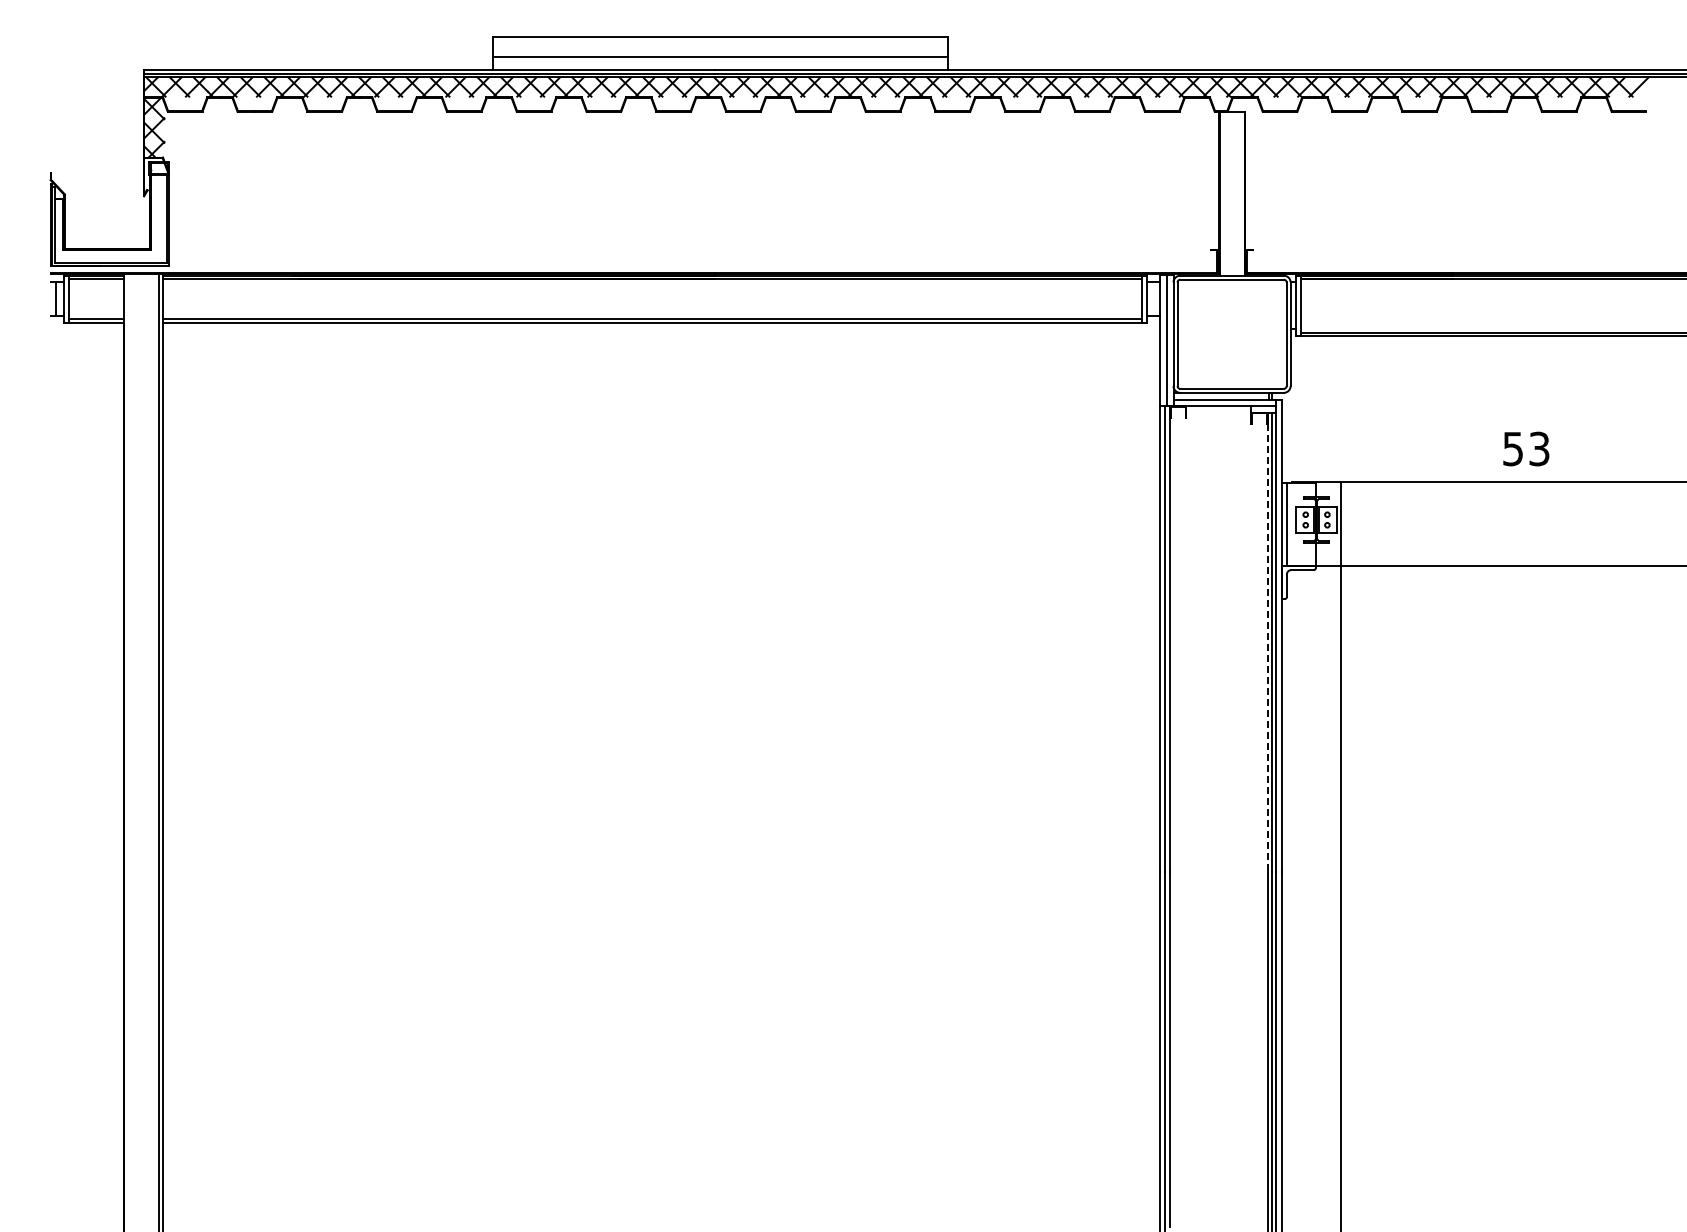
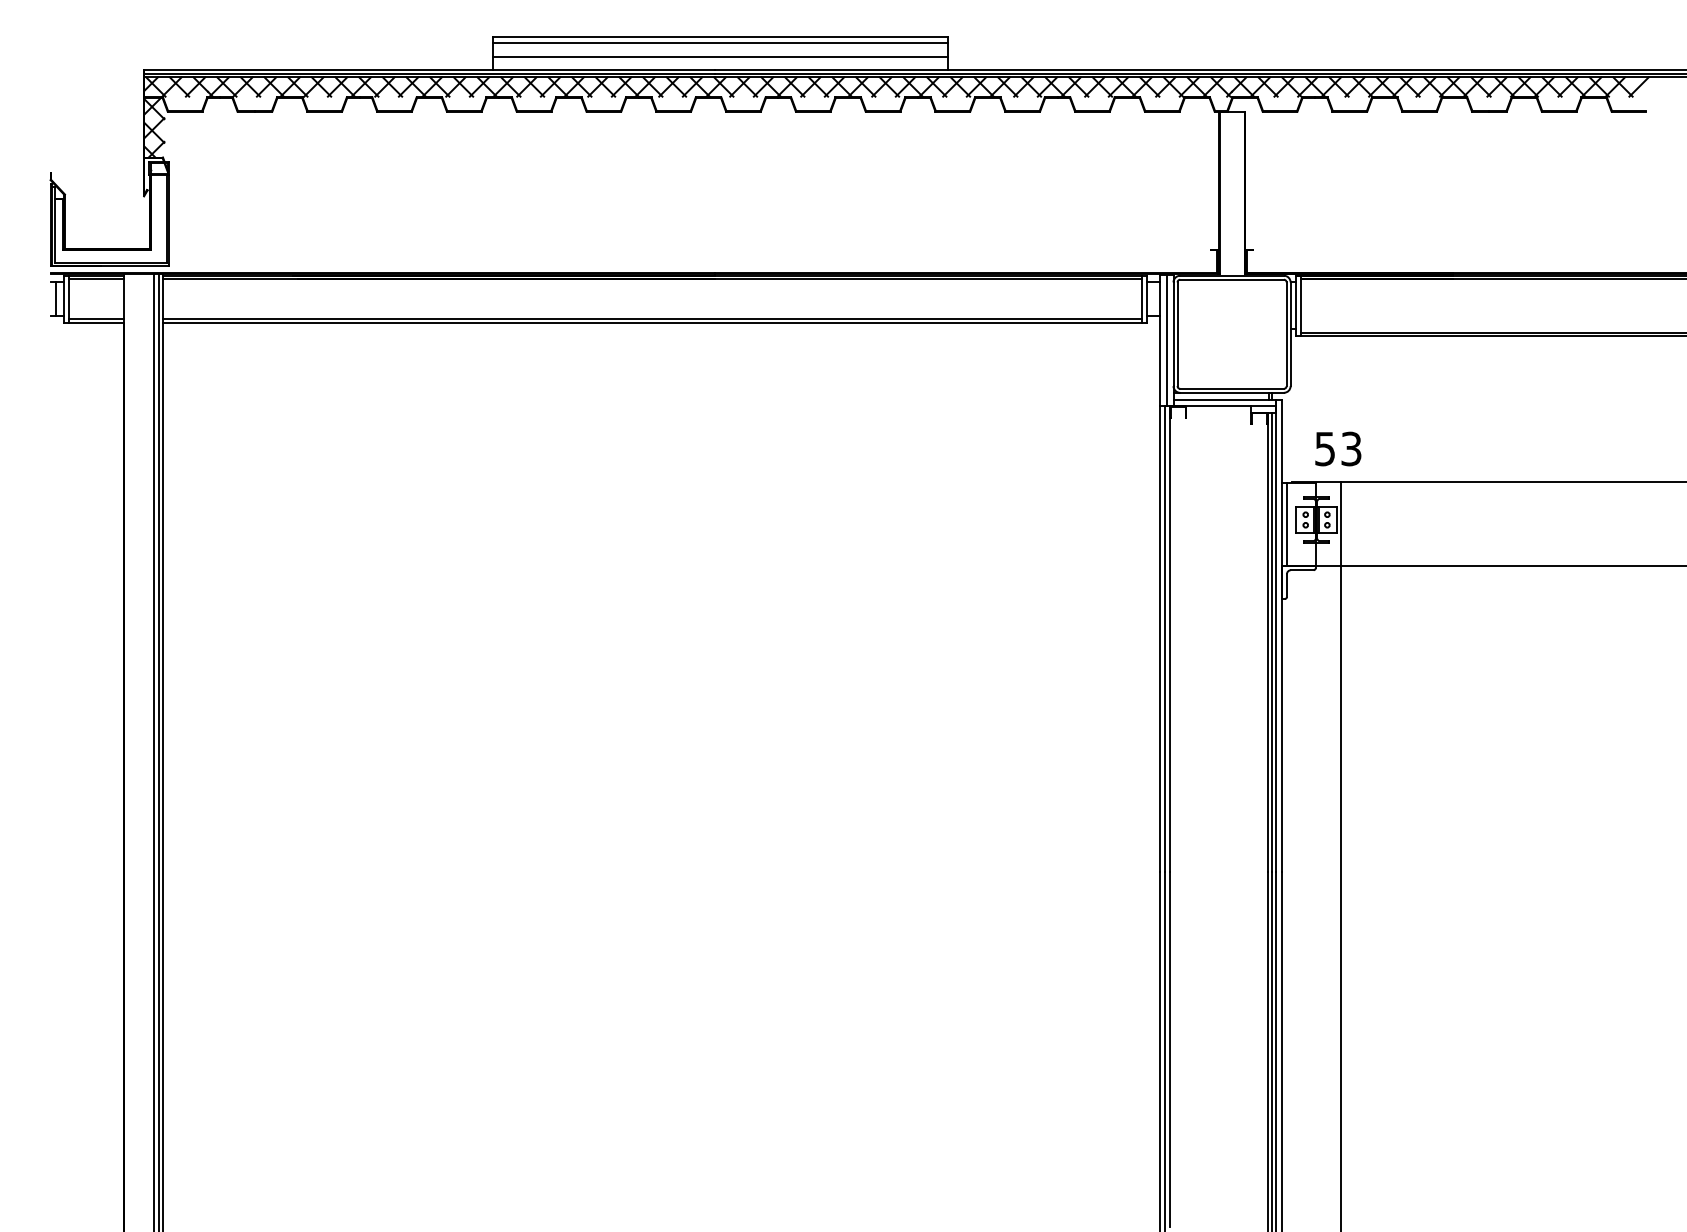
line: none -> present (719, 43)
text position: (1526, 448) -> (1338, 448) (1338, 448)
line: dashed -> solid (1267, 642)
line: none -> present (154, 750)
